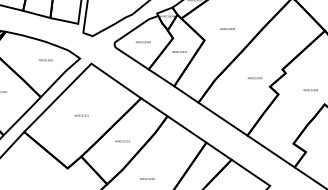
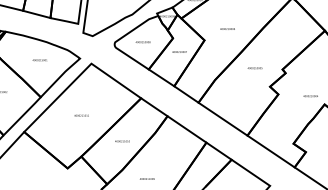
text position: (45, 60) -> (39, 60) (39, 60)
text position: (254, 78) -> (254, 68) (254, 68)
text position: (310, 90) -> (310, 96) (310, 96)
